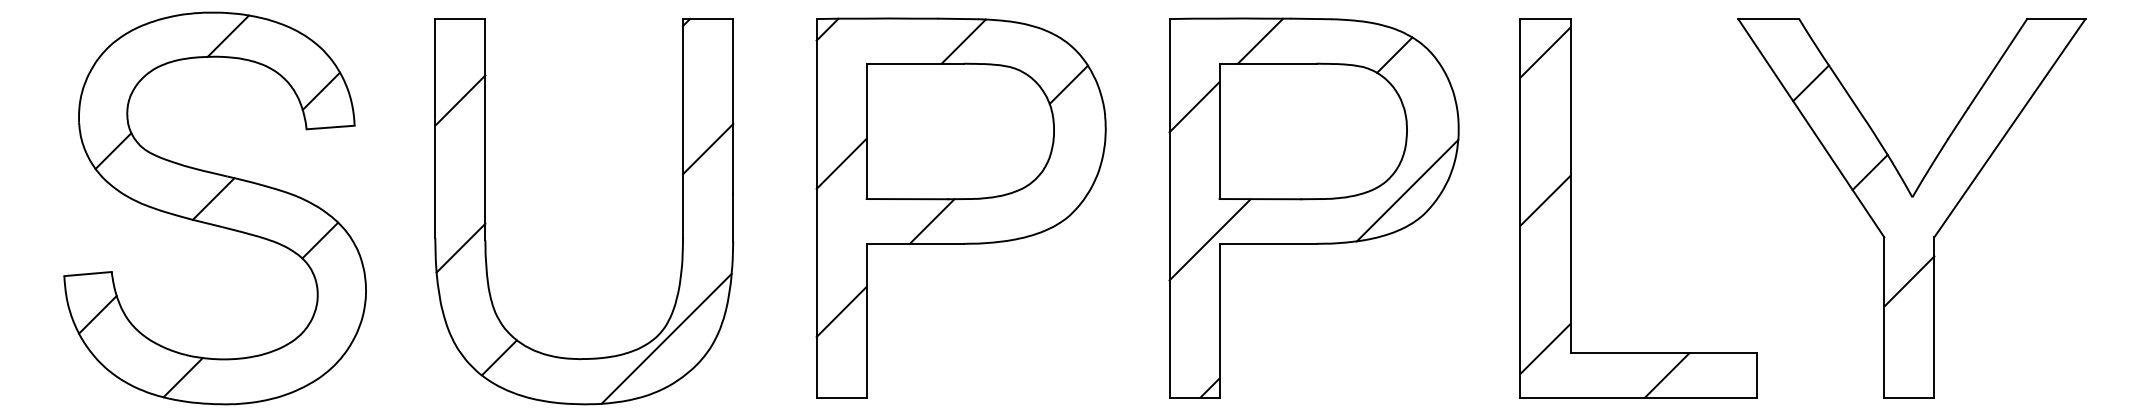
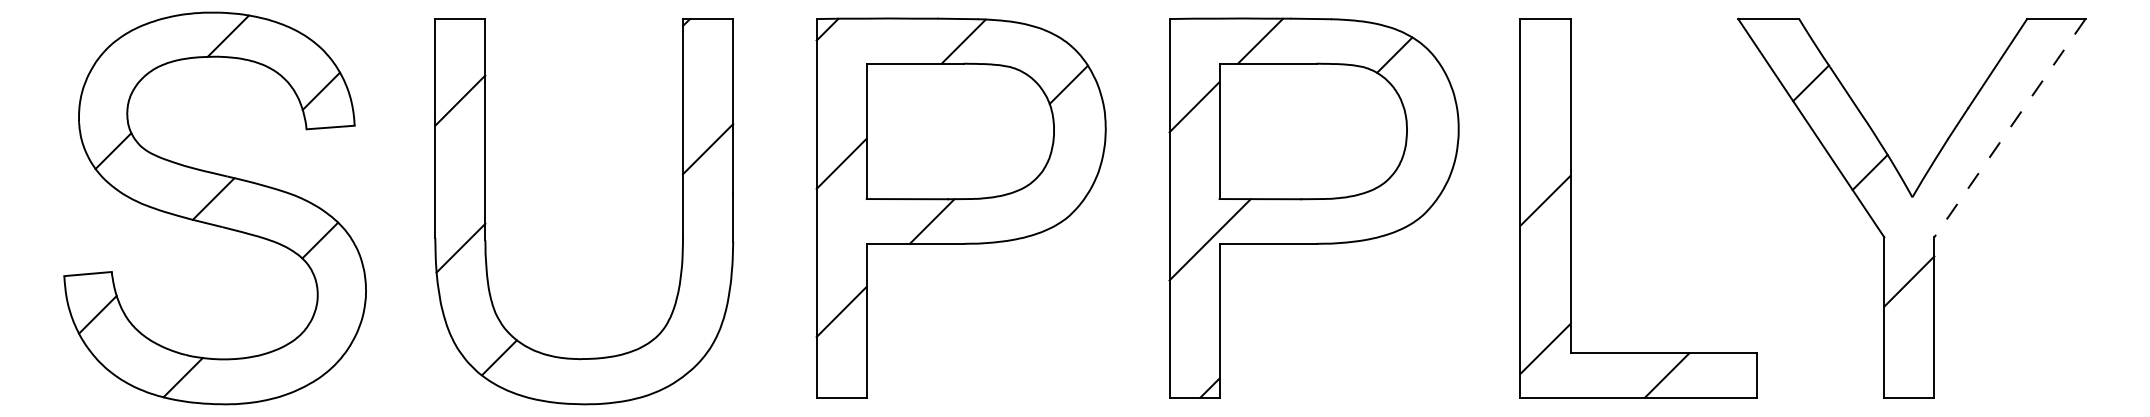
line: present -> none (1545, 52)
line: solid -> dashed (2009, 128)
line: present -> none (1407, 190)
line: present -> none (666, 338)
